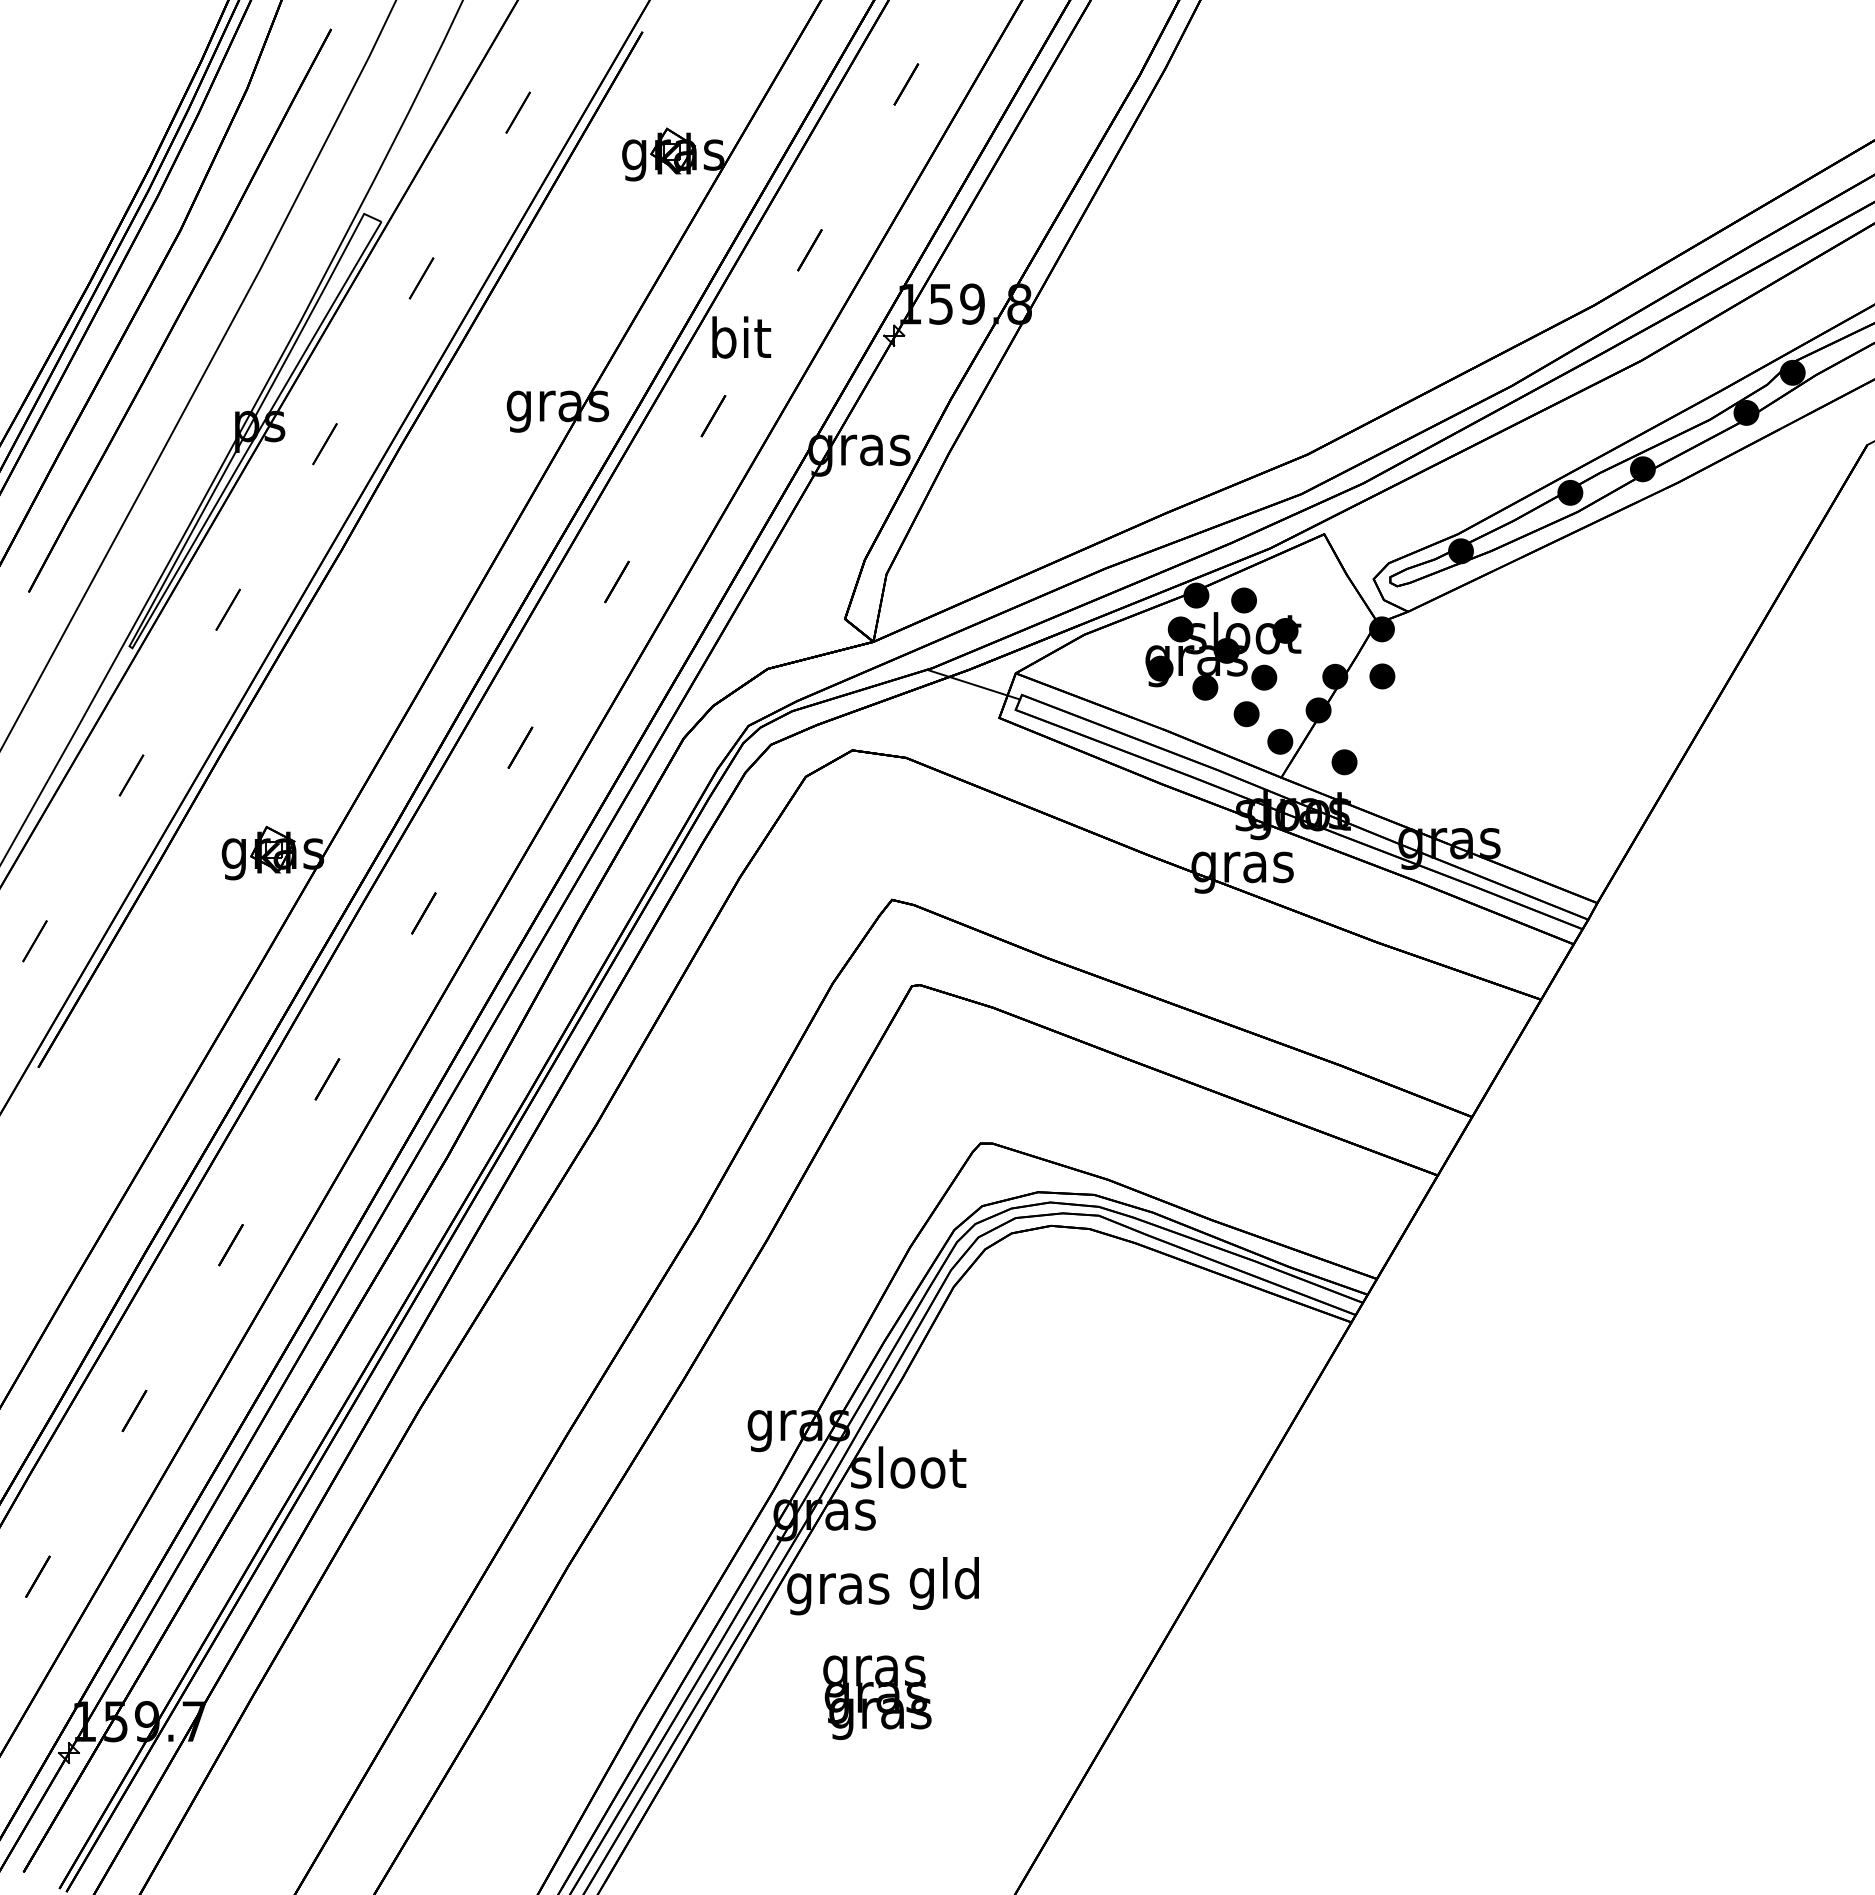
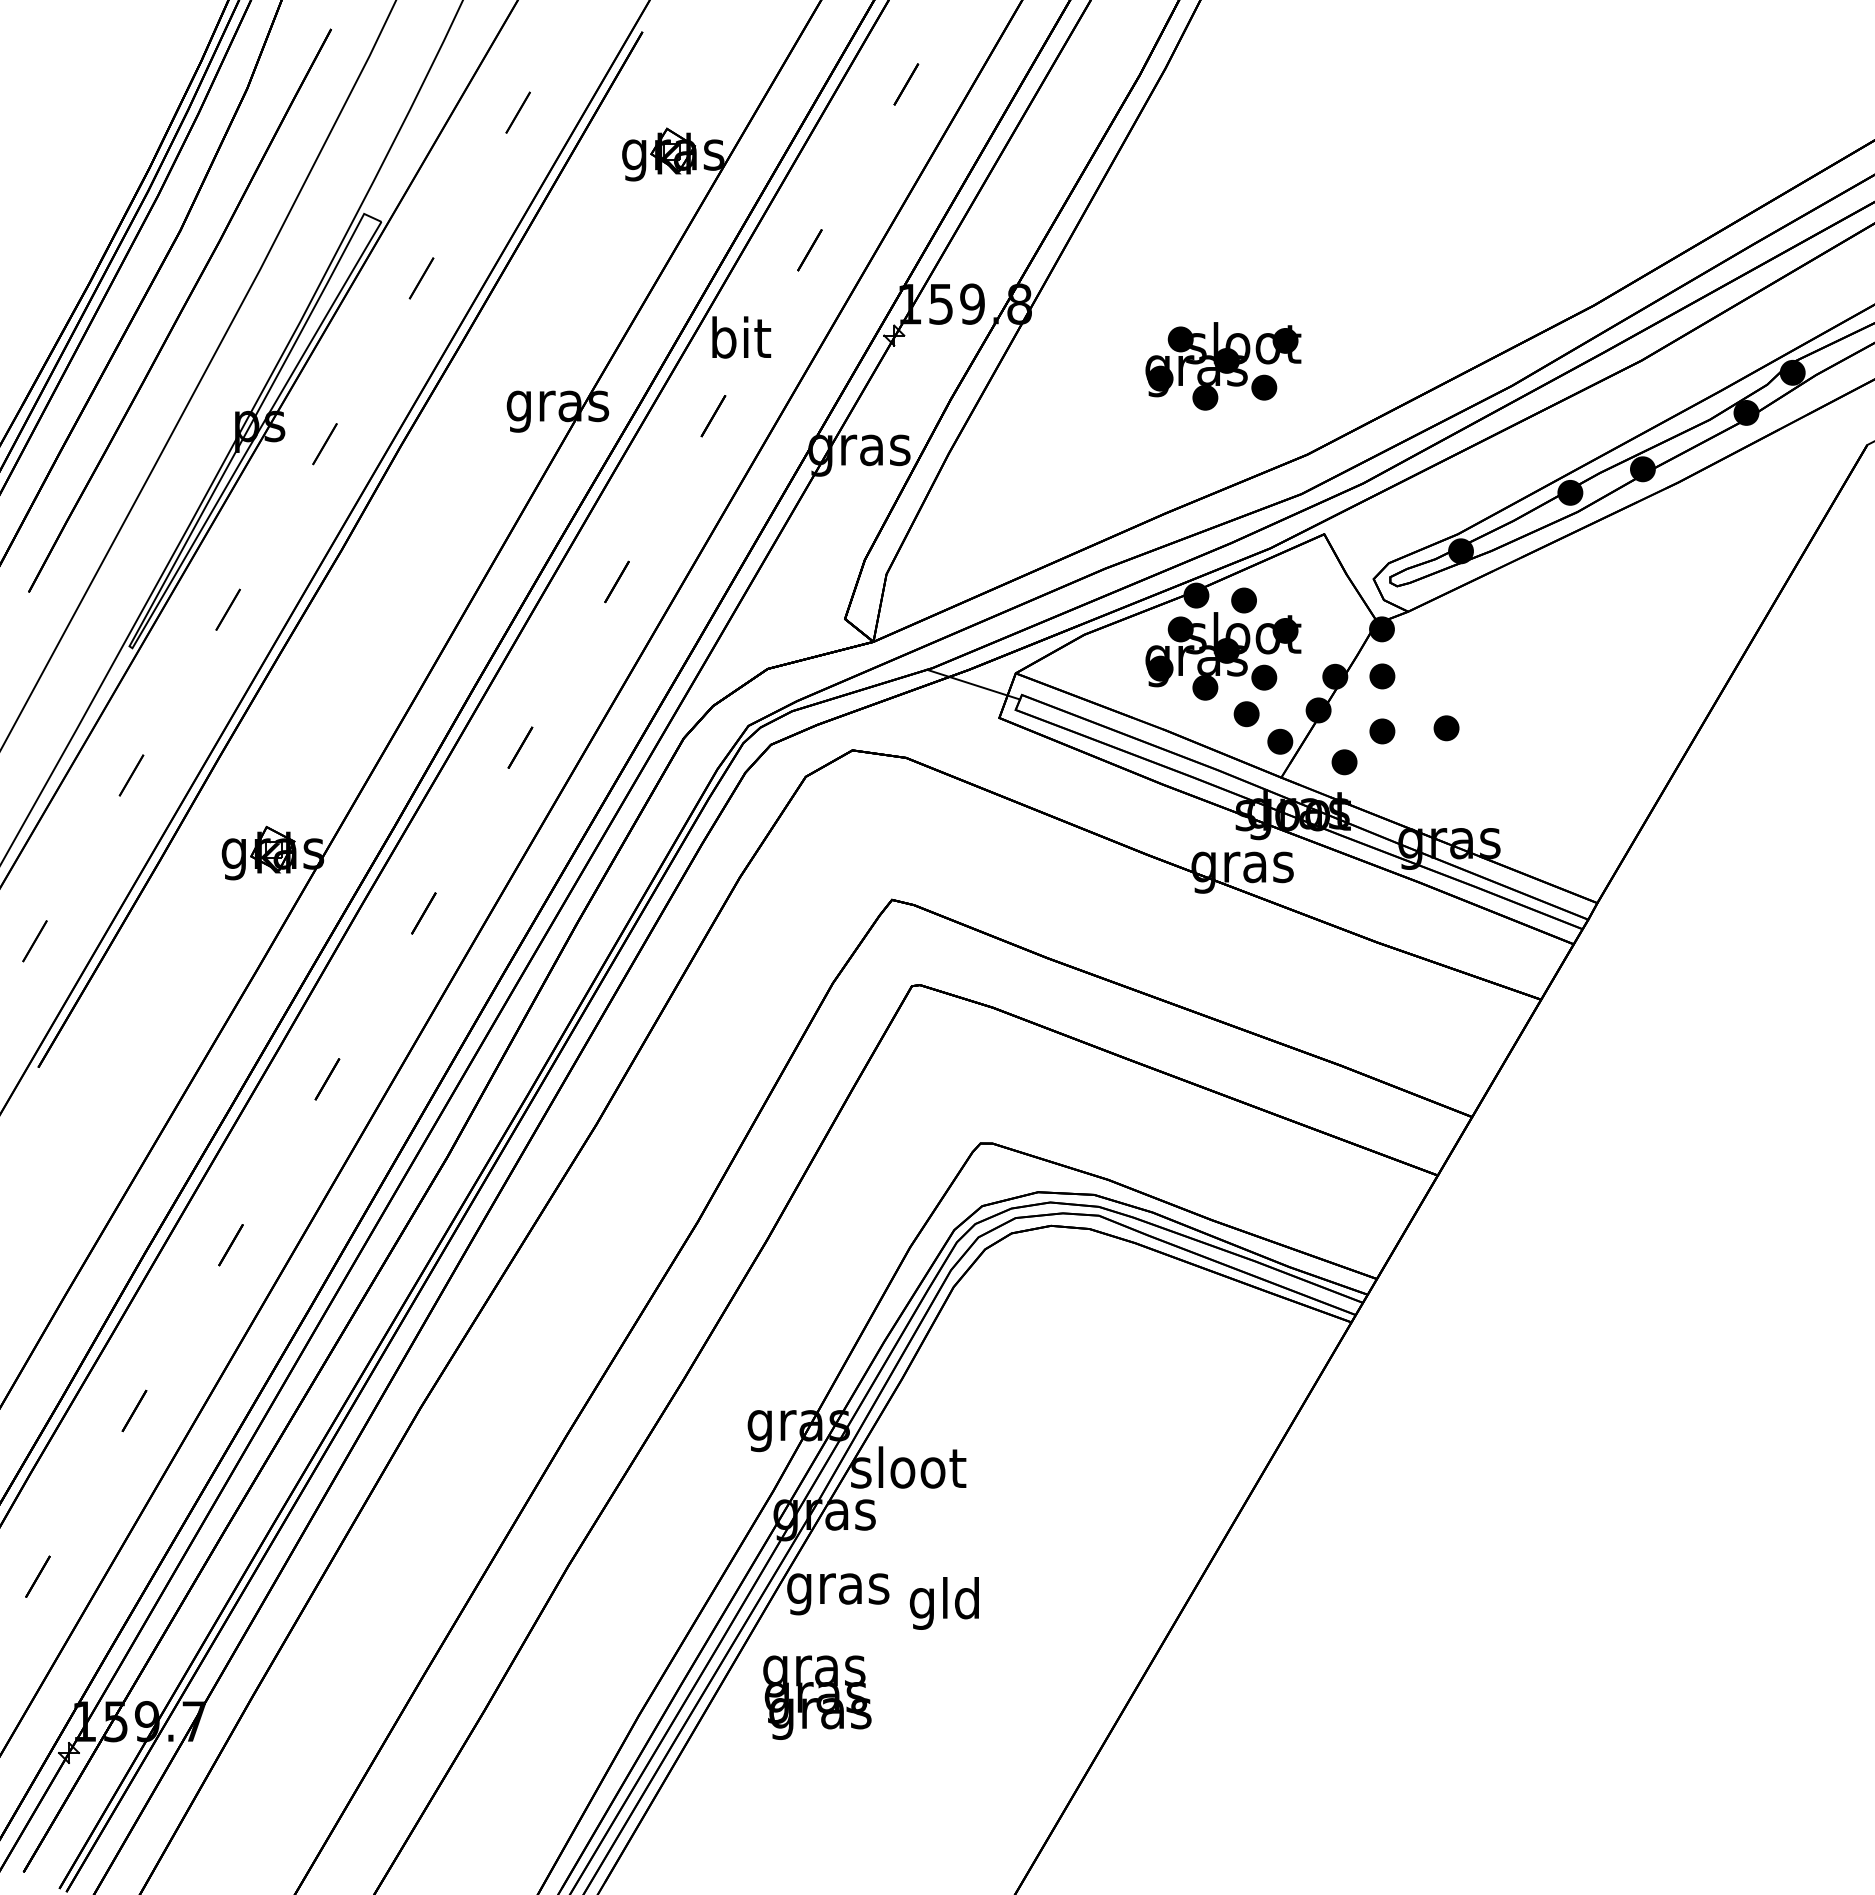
part: none -> present (1223, 366)
part: none -> present (1446, 728)
part: none -> present (1382, 731)
text position: (943, 1583) -> (943, 1603) (943, 1603)
text position: (877, 1697) -> (817, 1697) (817, 1697)
